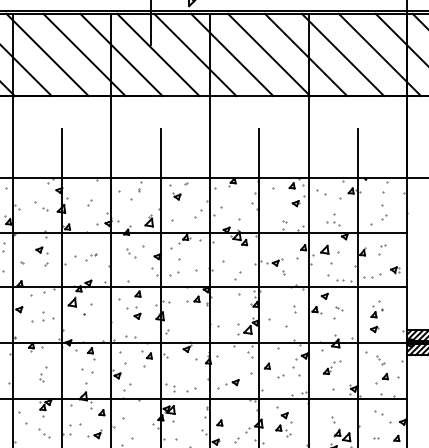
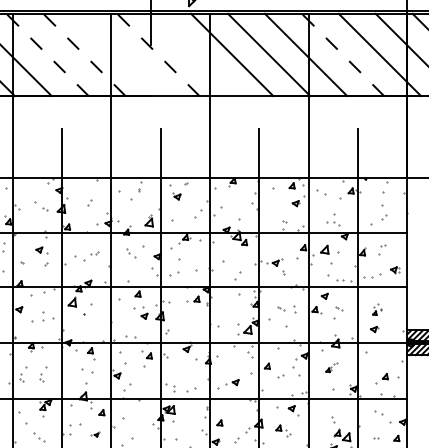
line: solid -> dashed (47, 54)
line: solid -> dashed (84, 54)
line: present -> none (121, 54)
line: solid -> dashed (158, 54)
line: present -> none (195, 54)
line: solid -> dashed (342, 54)
part size: 13x9 px -> 17x11 px (91, 256)
part: none -> present (281, 308)
part size: 14x19 px -> 11x13 px (377, 309)
part position: (133, 312) -> (140, 312) (140, 312)
part: present -> none (380, 360)
part size: 20x15 px -> 14x12 px (331, 367)
part: none -> present (23, 374)
part position: (286, 417) -> (293, 410) (293, 410)
part position: (44, 433) -> (39, 437) (39, 437)
part size: 16x11 px -> 11x7 px (95, 434)
